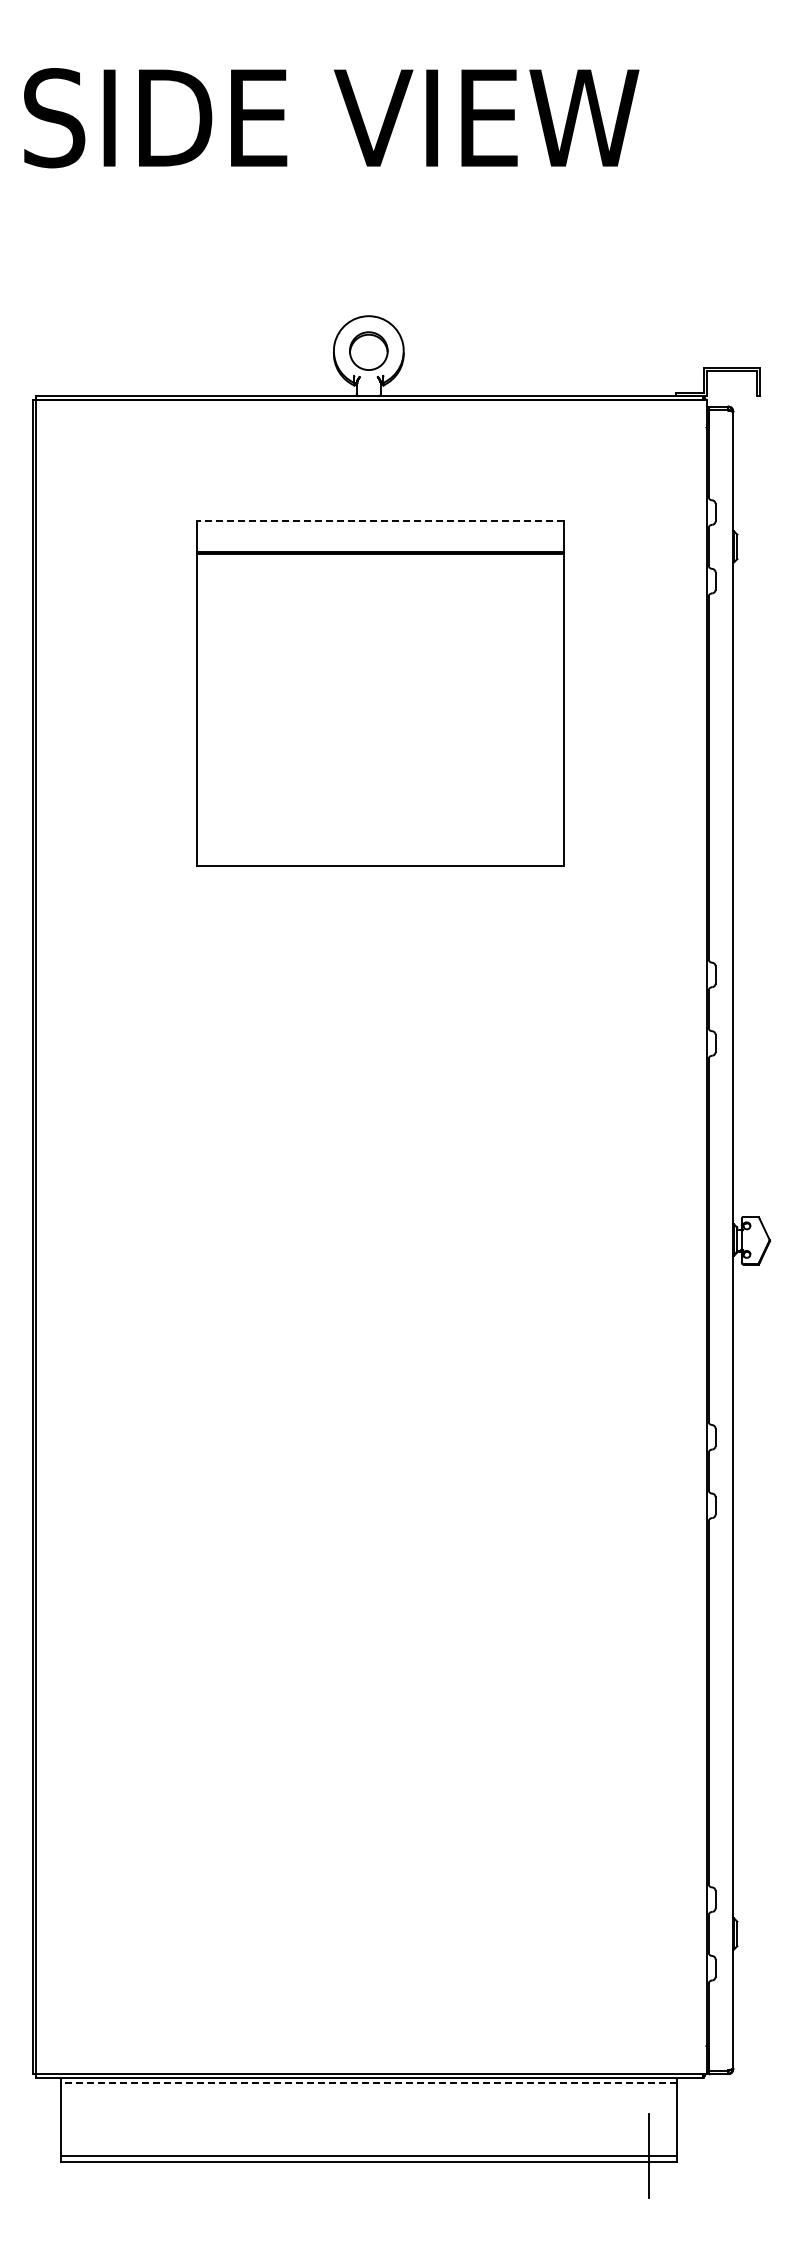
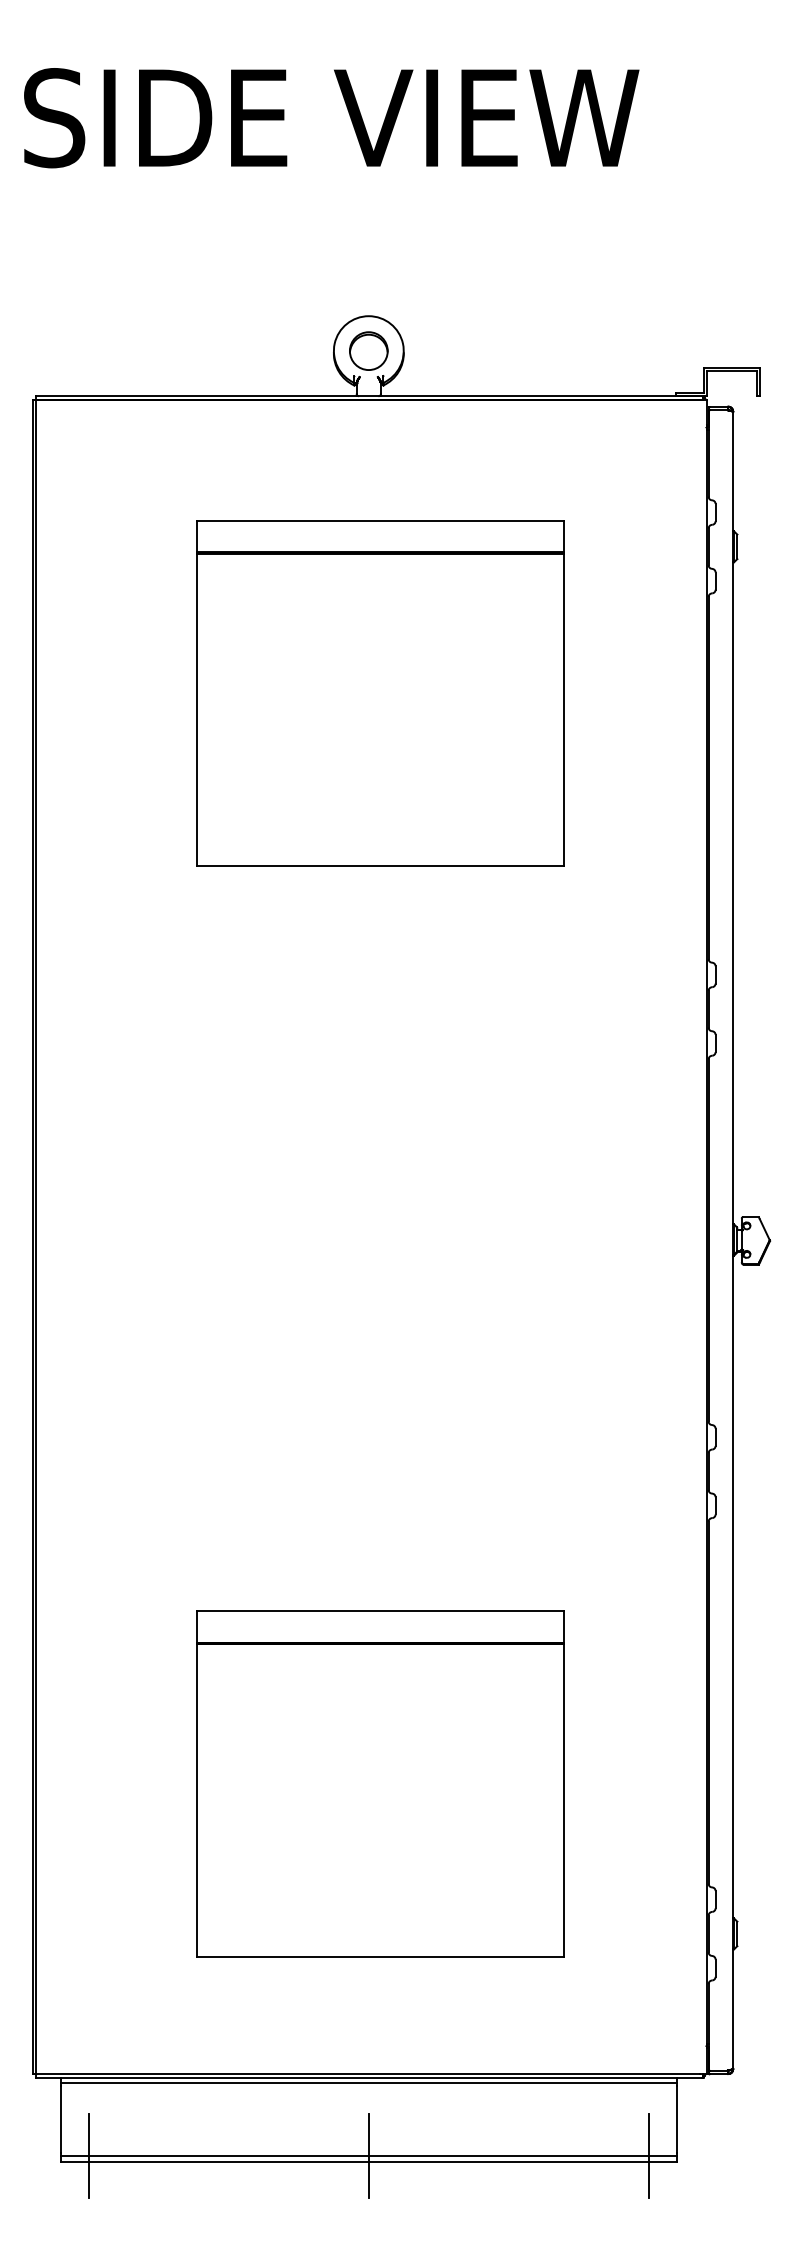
line: dashed -> solid (380, 520)
part: none -> present (380, 1783)
line: dashed -> solid (368, 2082)
line: none -> present (88, 2155)
line: none -> present (368, 2155)
